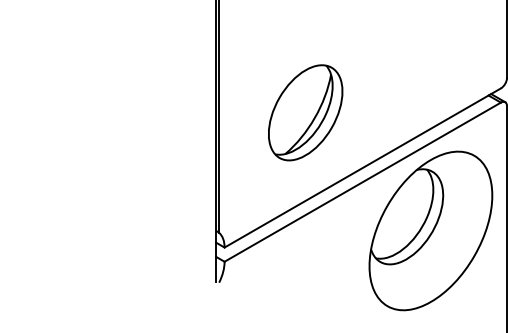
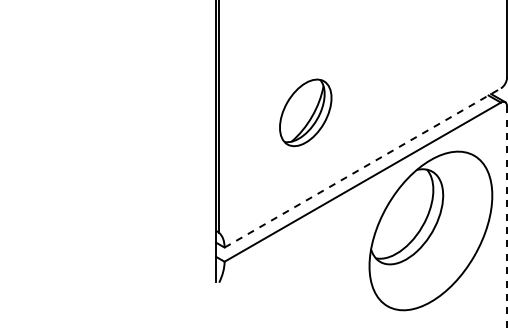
part size: 76x98 px -> 54x70 px (305, 112)
line: solid -> dashed (363, 167)
line: solid -> dashed (507, 219)
